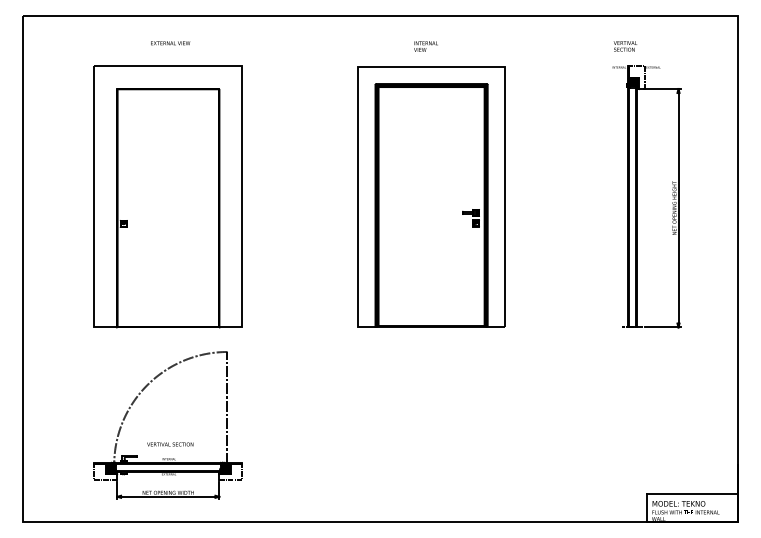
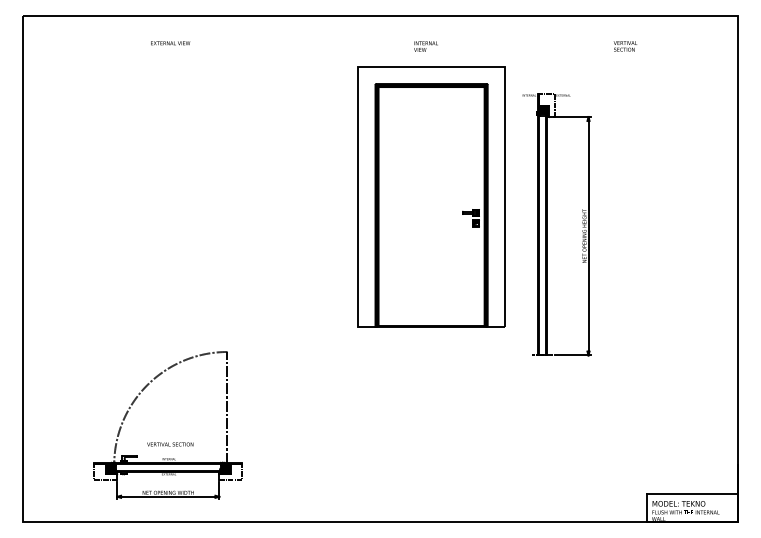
part: present -> none (167, 196)
part position: (637, 196) -> (547, 224) (547, 224)
